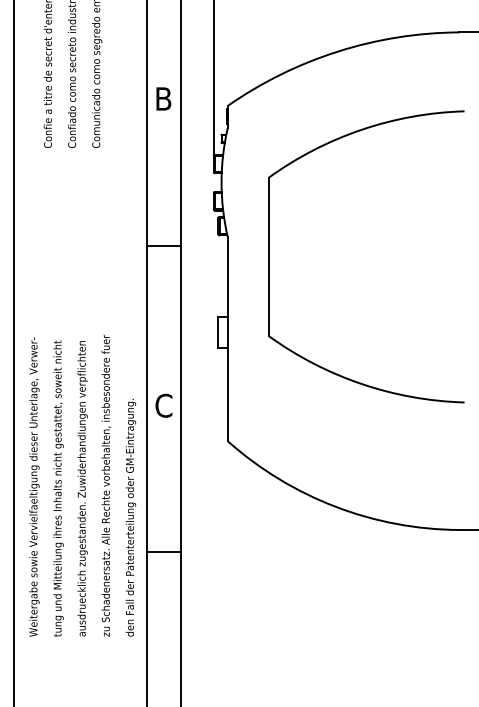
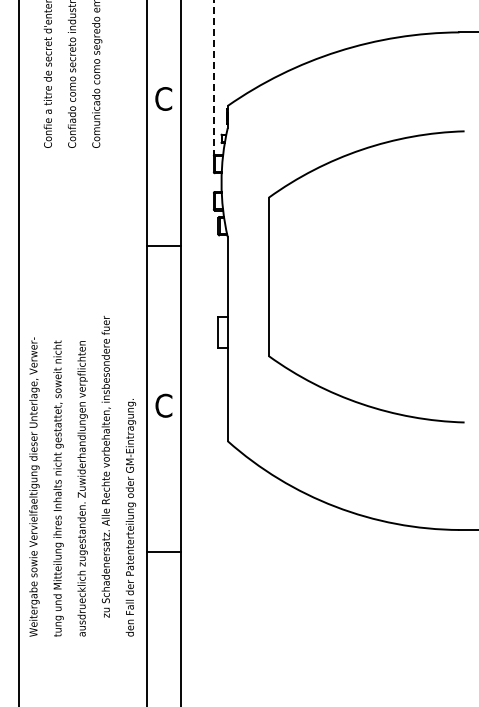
line: solid -> dashed (213, 77)
text: B -> C (163, 98)
part position: (269, 256) -> (269, 276) (269, 276)
line position: (14, 352) -> (19, 352) (19, 352)
text position: (105, 485) -> (105, 466) (105, 466)
